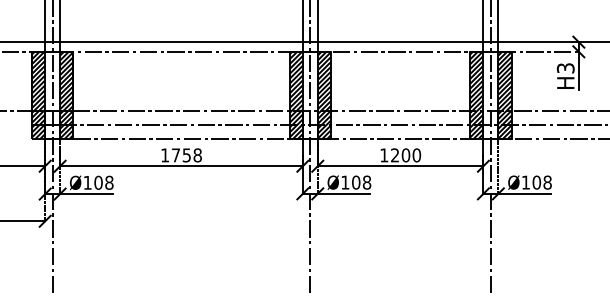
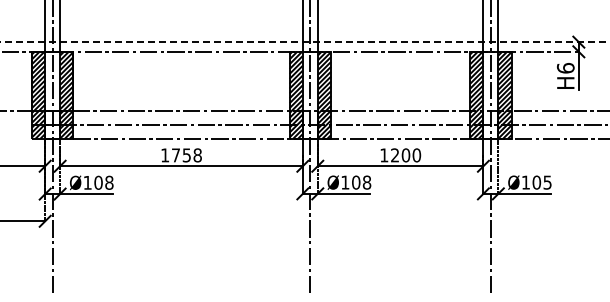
line: solid -> dashed (305, 42)
text: H3 -> H6 (565, 68)
text: Ø108 -> Ø105 (547, 182)
